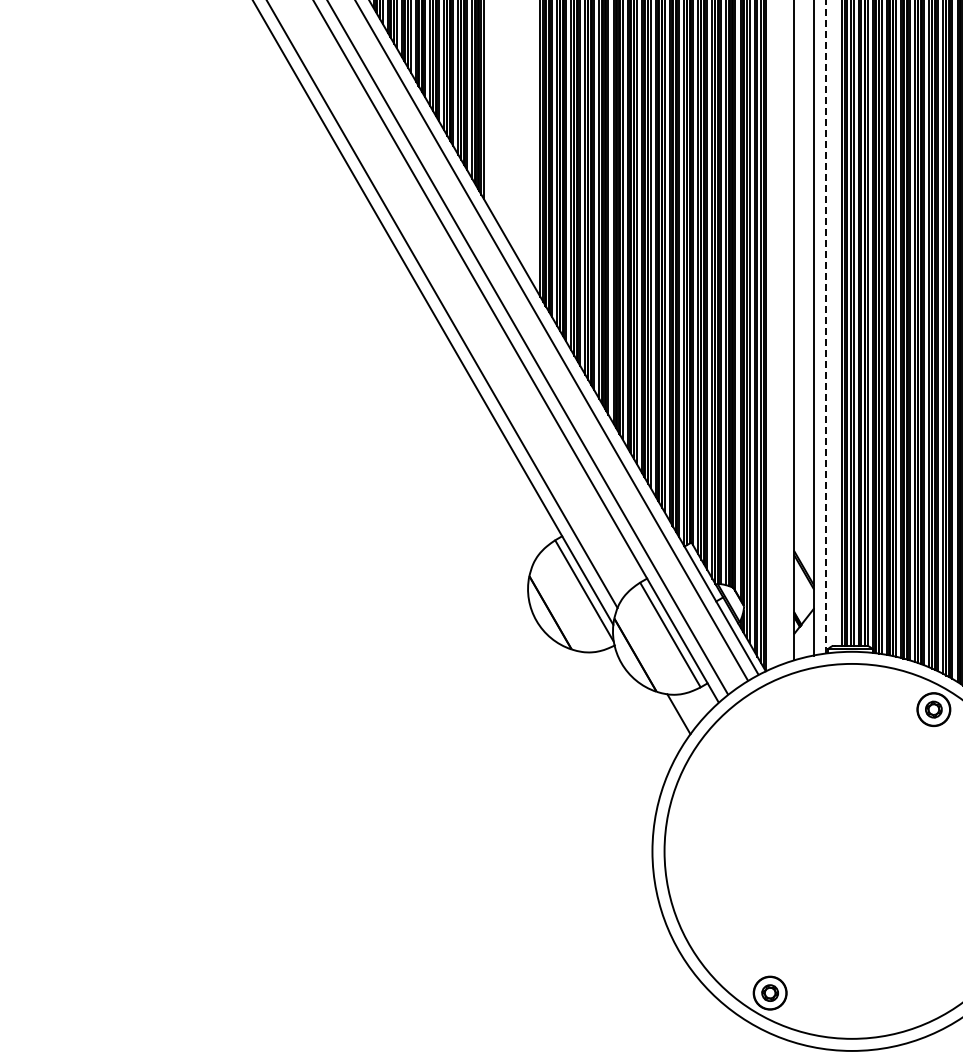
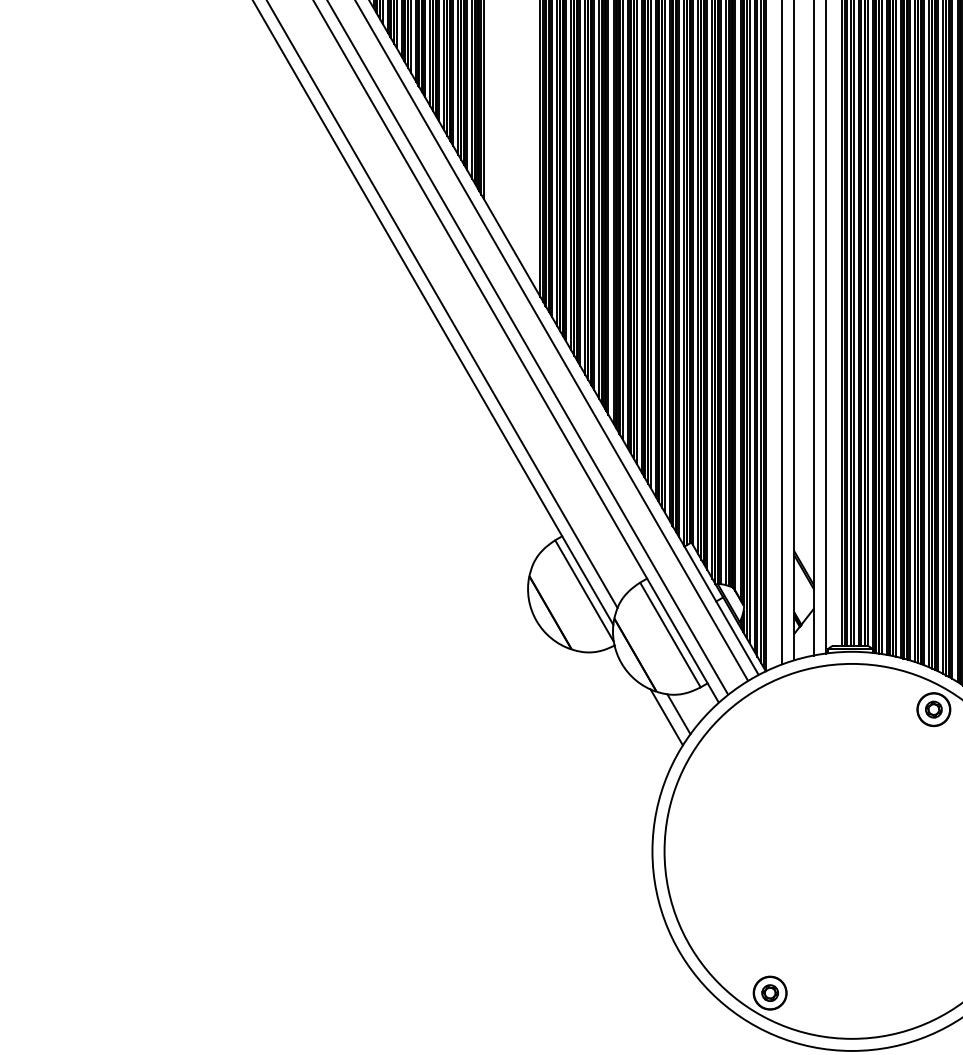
line: dashed -> solid (825, 326)
line: none -> present (782, 333)
line: none -> present (666, 717)
